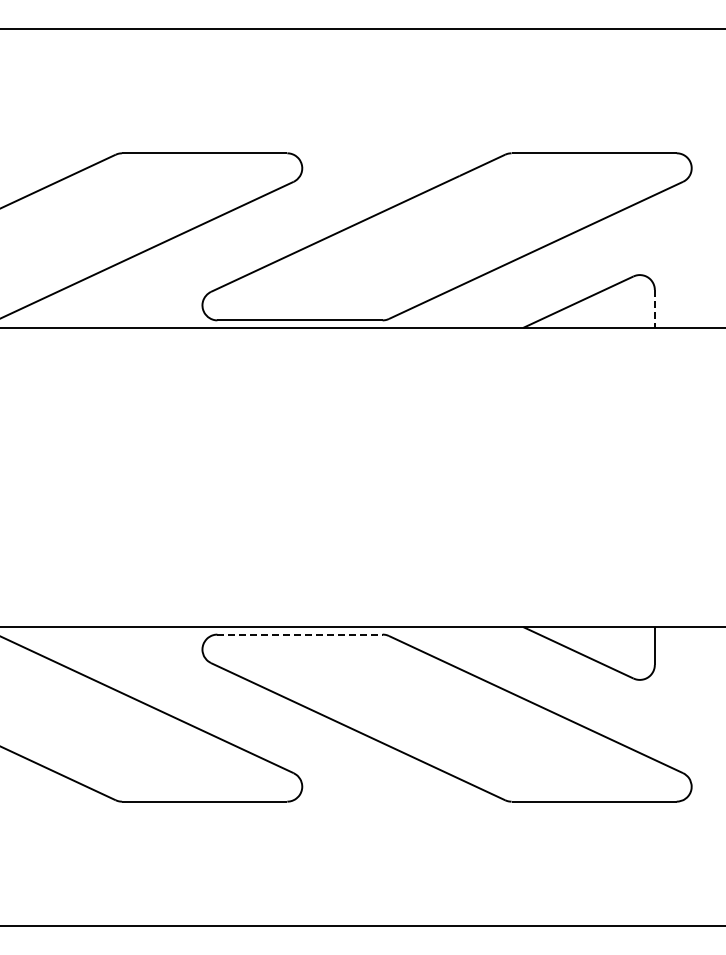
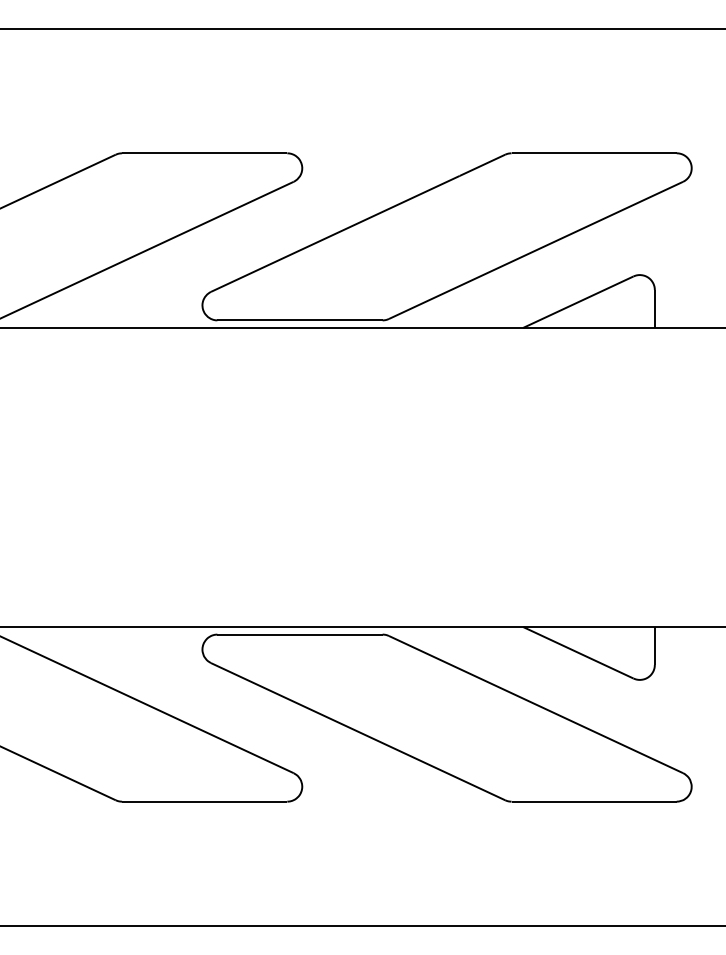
line: dashed -> solid (654, 308)
line: dashed -> solid (300, 634)
